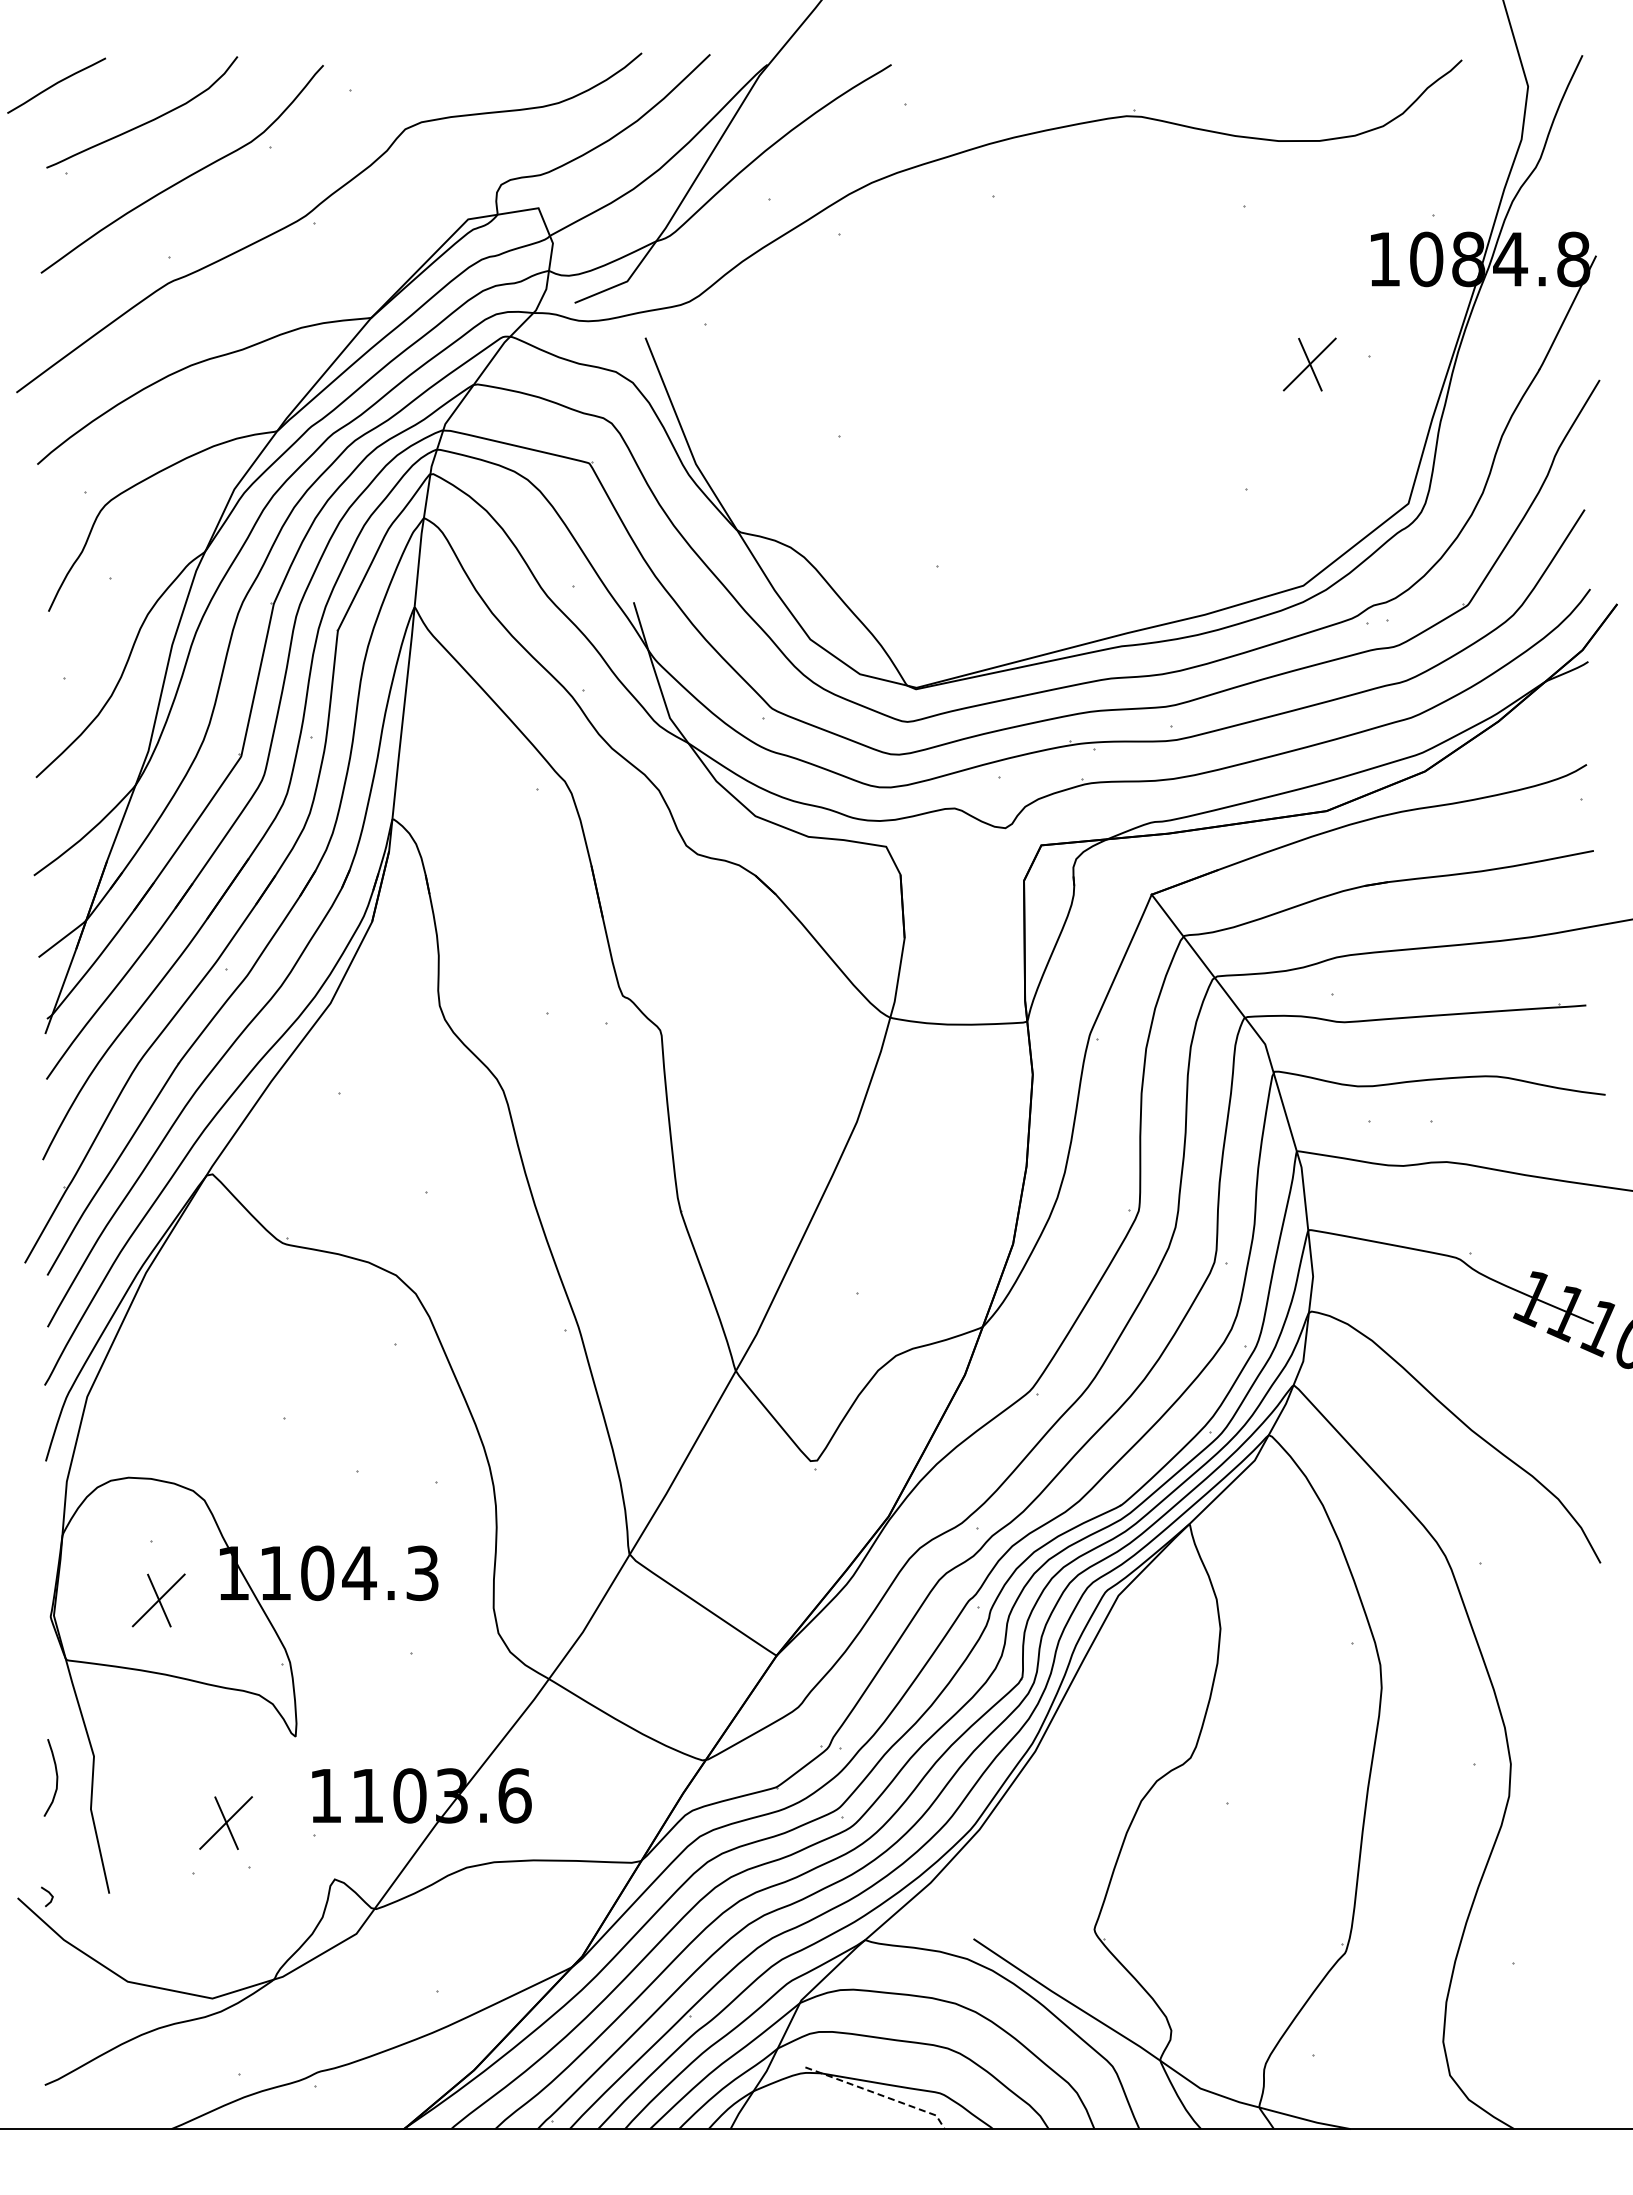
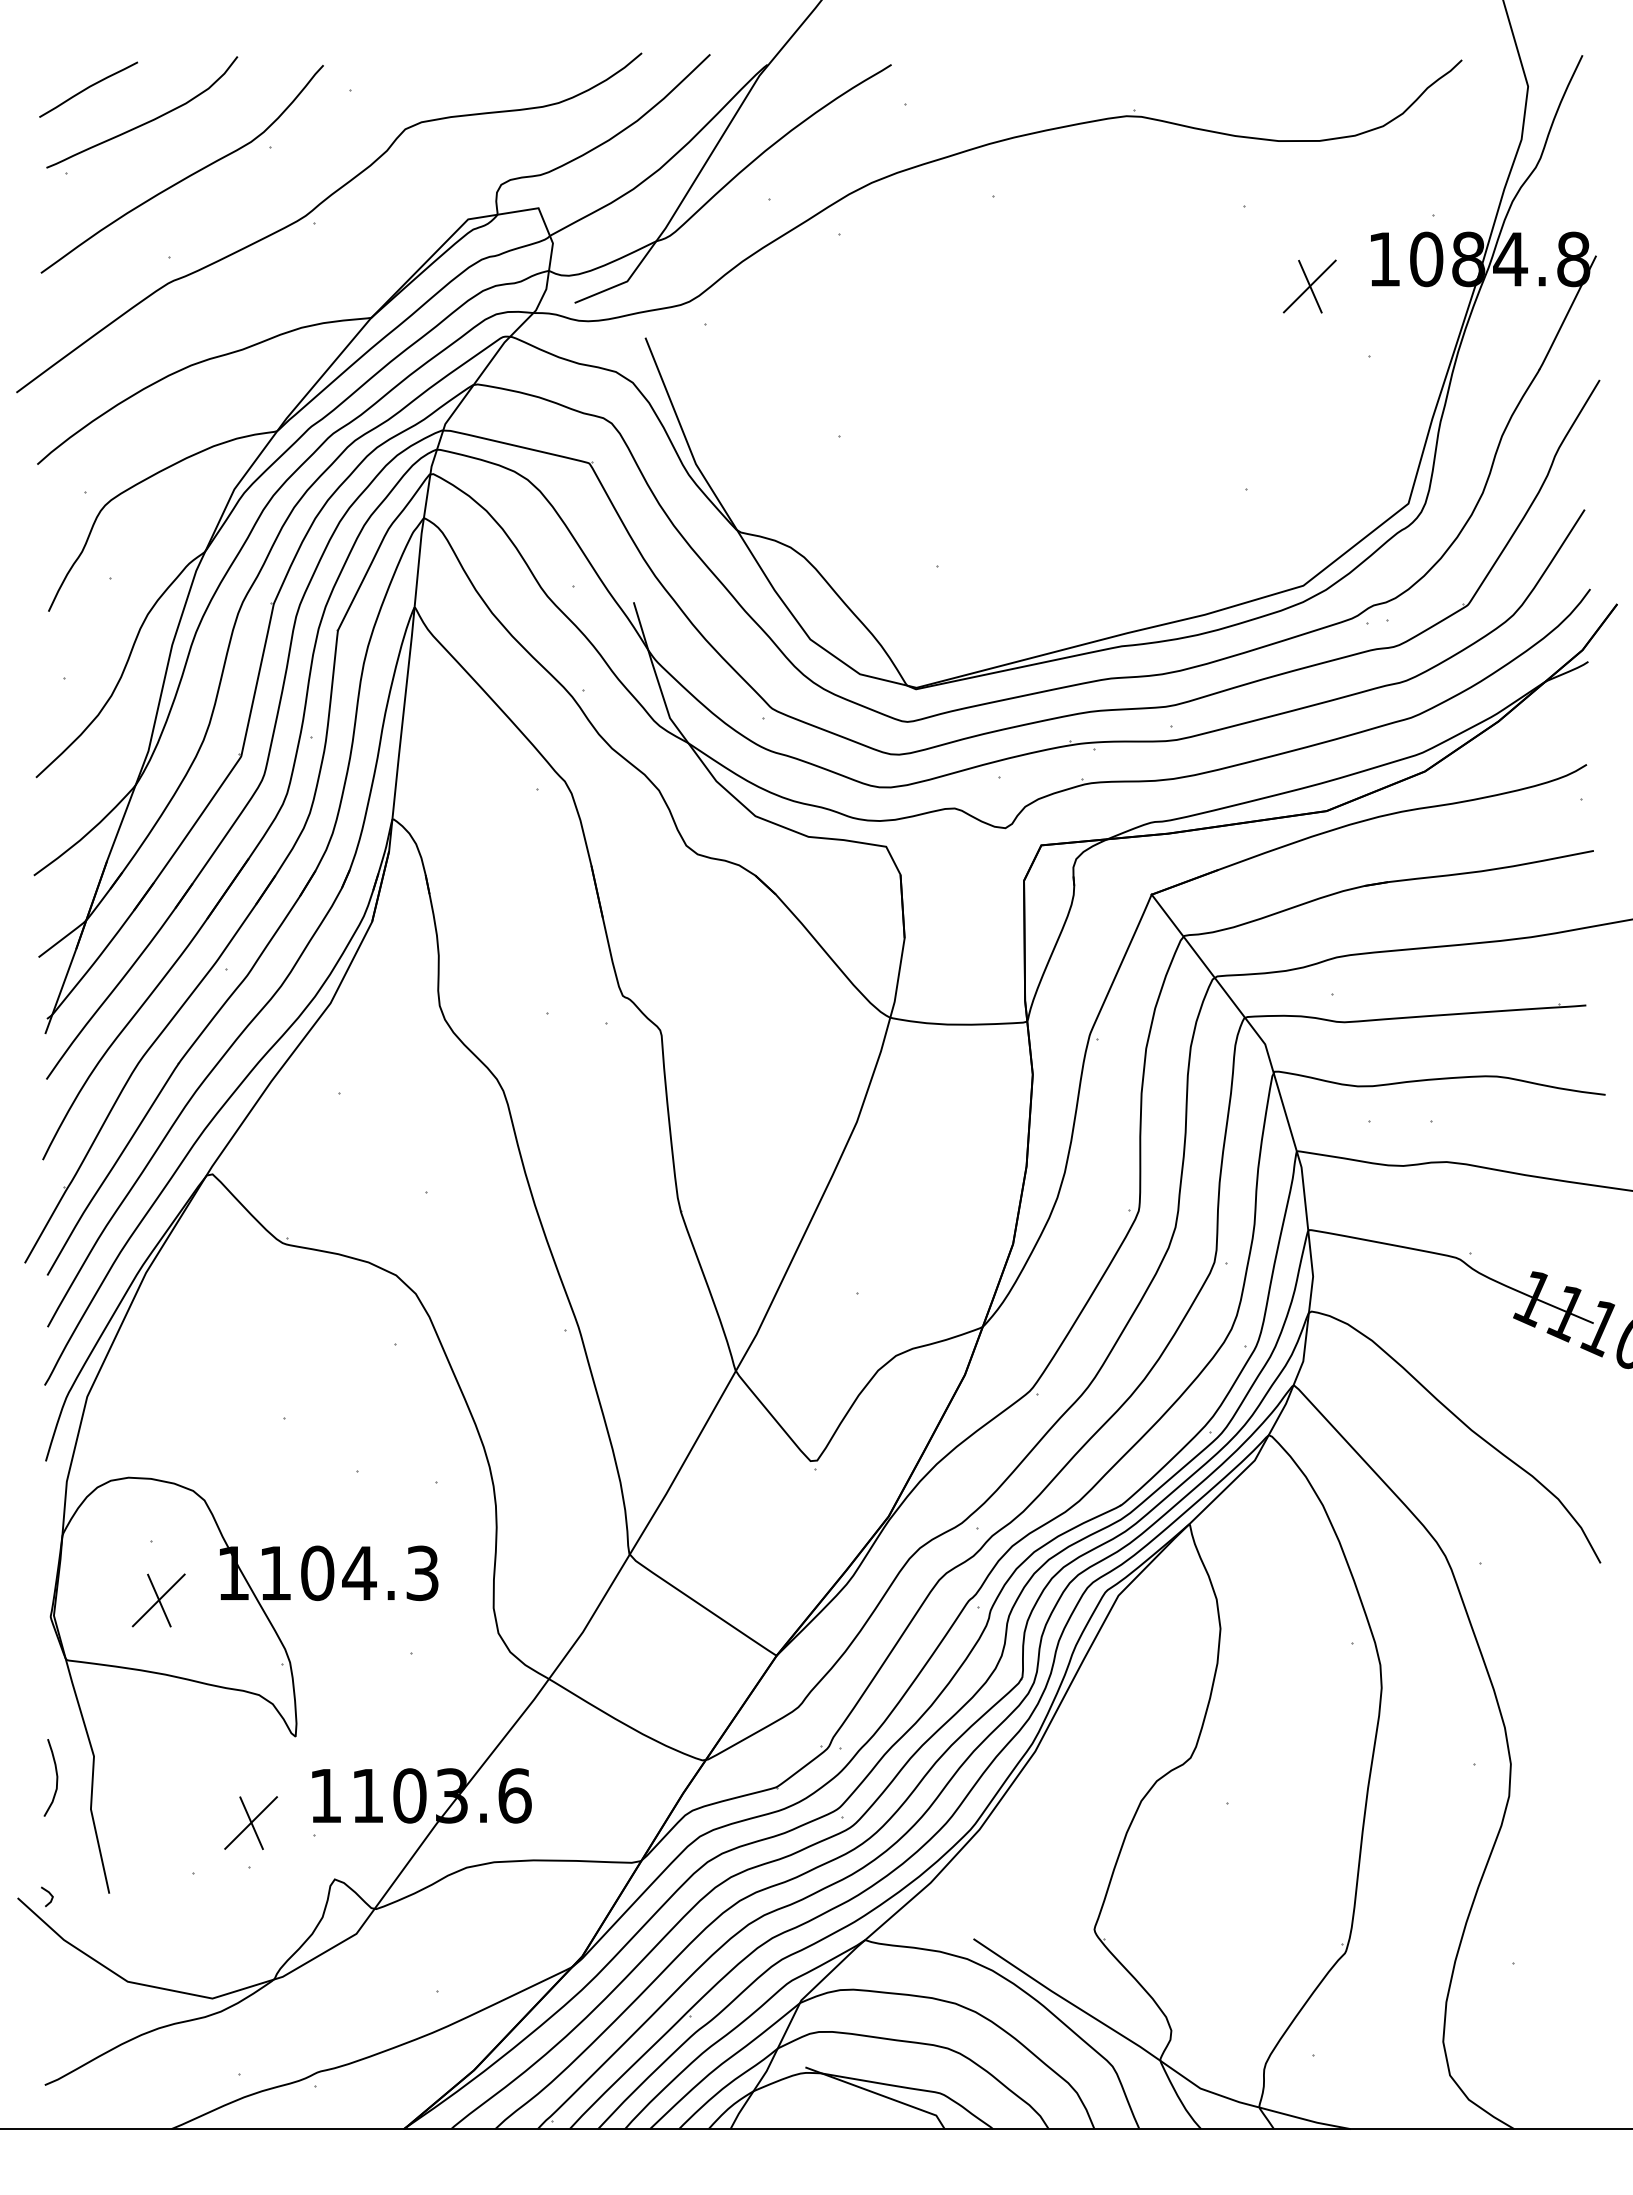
curve position: (56, 84) -> (88, 88) (88, 88)
part position: (1309, 364) -> (1309, 286) (1309, 286)
part position: (225, 1822) -> (250, 1822) (250, 1822)
line: dashed -> solid (879, 2094)
